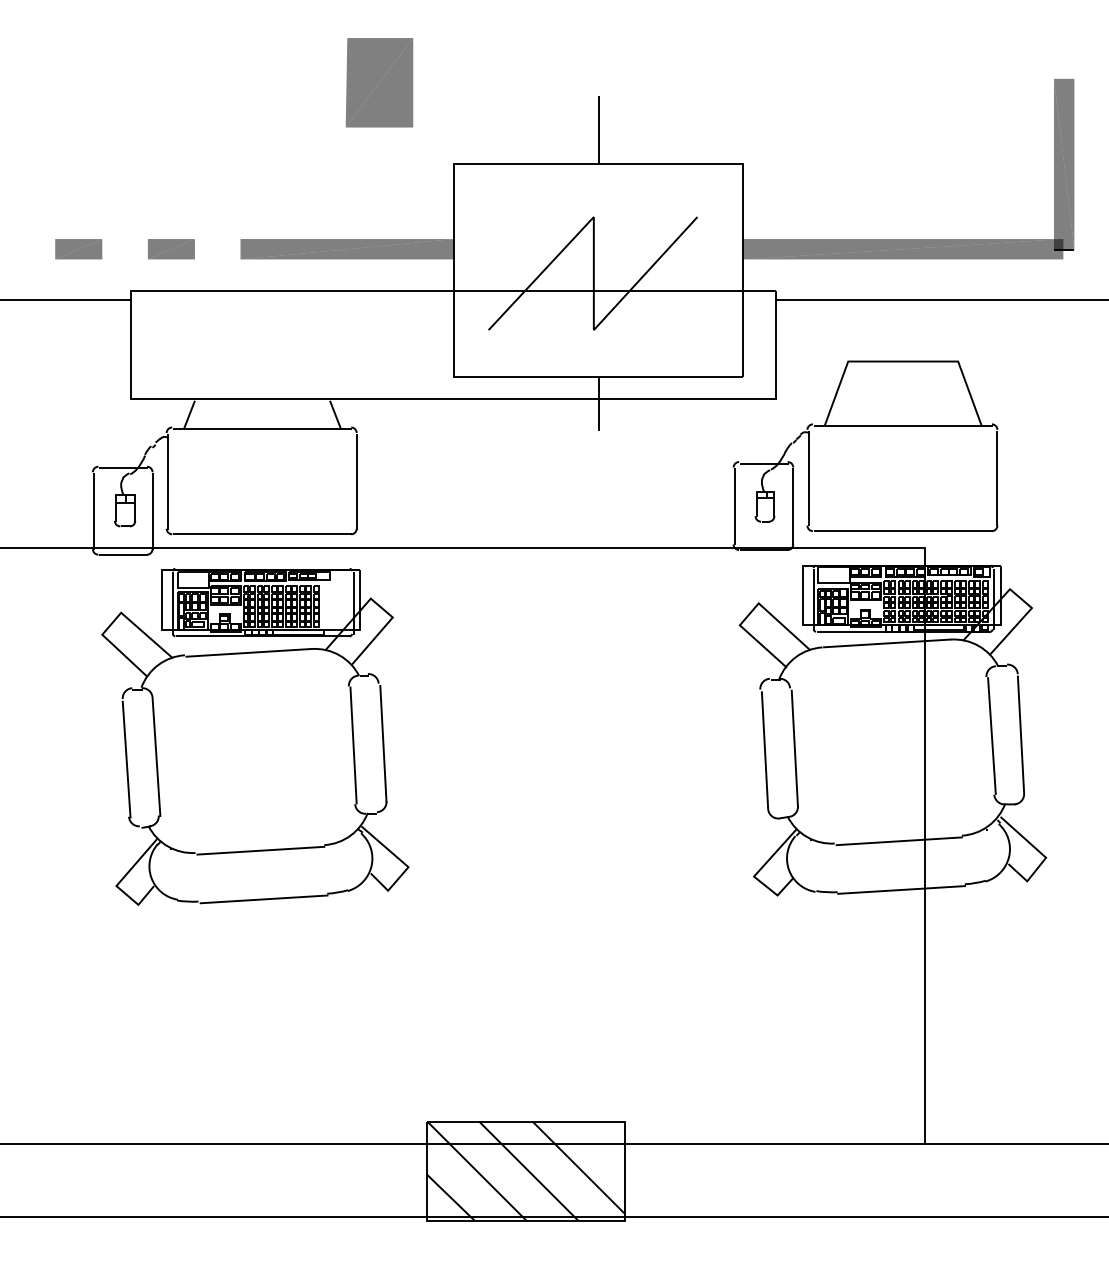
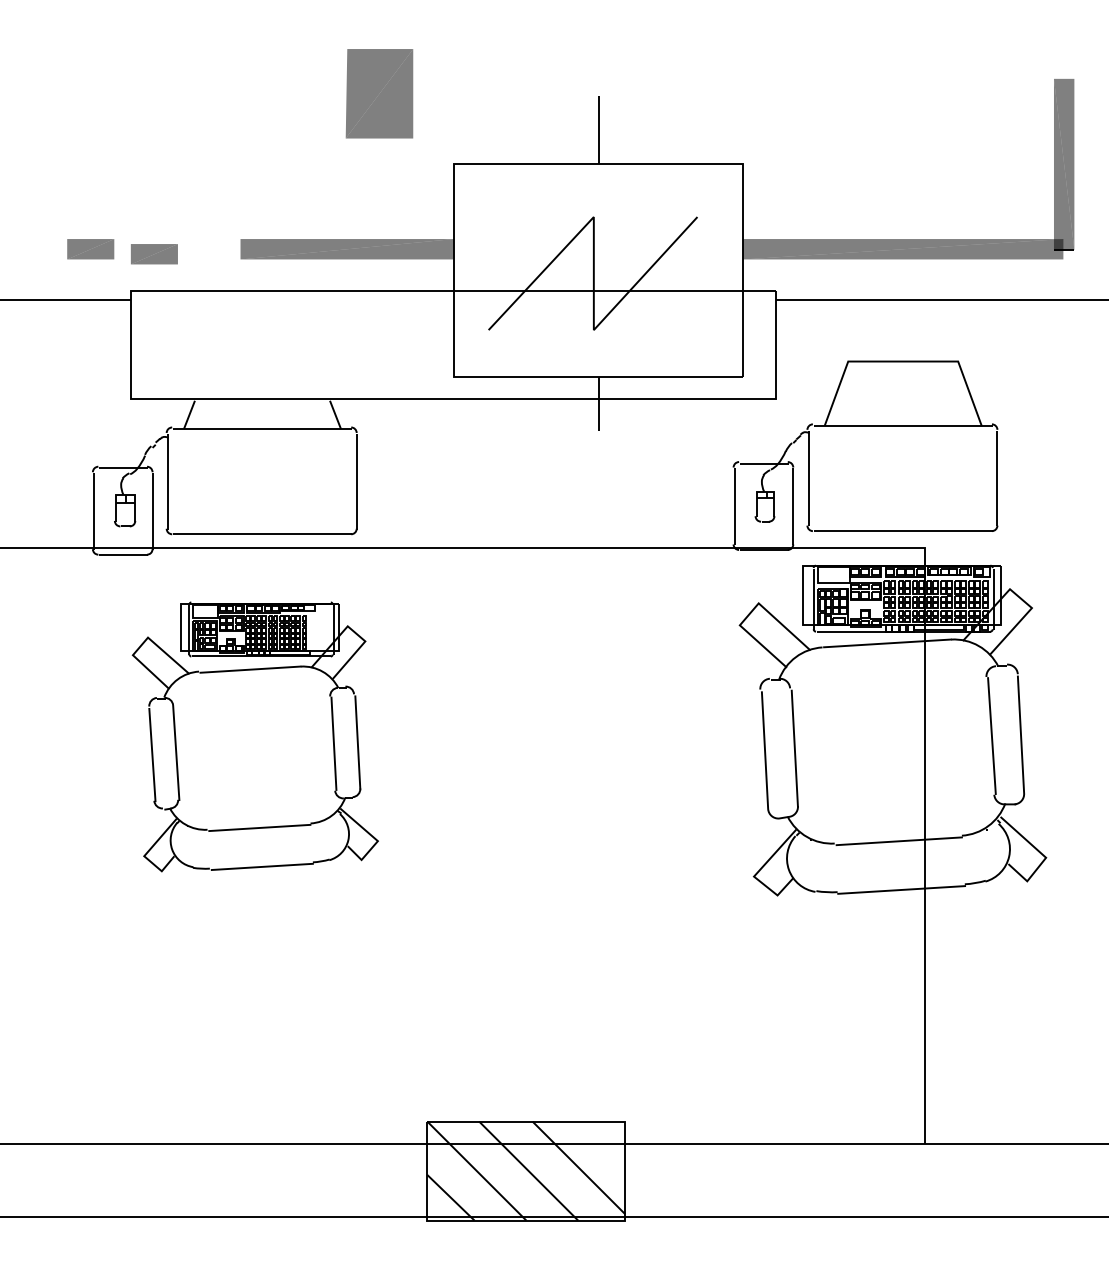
part position: (379, 82) -> (379, 93) (379, 93)
part position: (78, 249) -> (90, 249) (90, 249)
part position: (171, 249) -> (154, 254) (154, 254)
part size: 309x338 px -> 248x272 px (254, 736)
